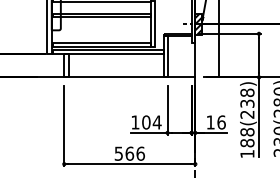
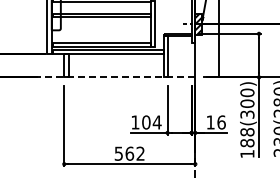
line: solid -> dashed (105, 77)
text: 188(238) -> 188(300) (247, 103)
text: 566 -> 562 (140, 153)
